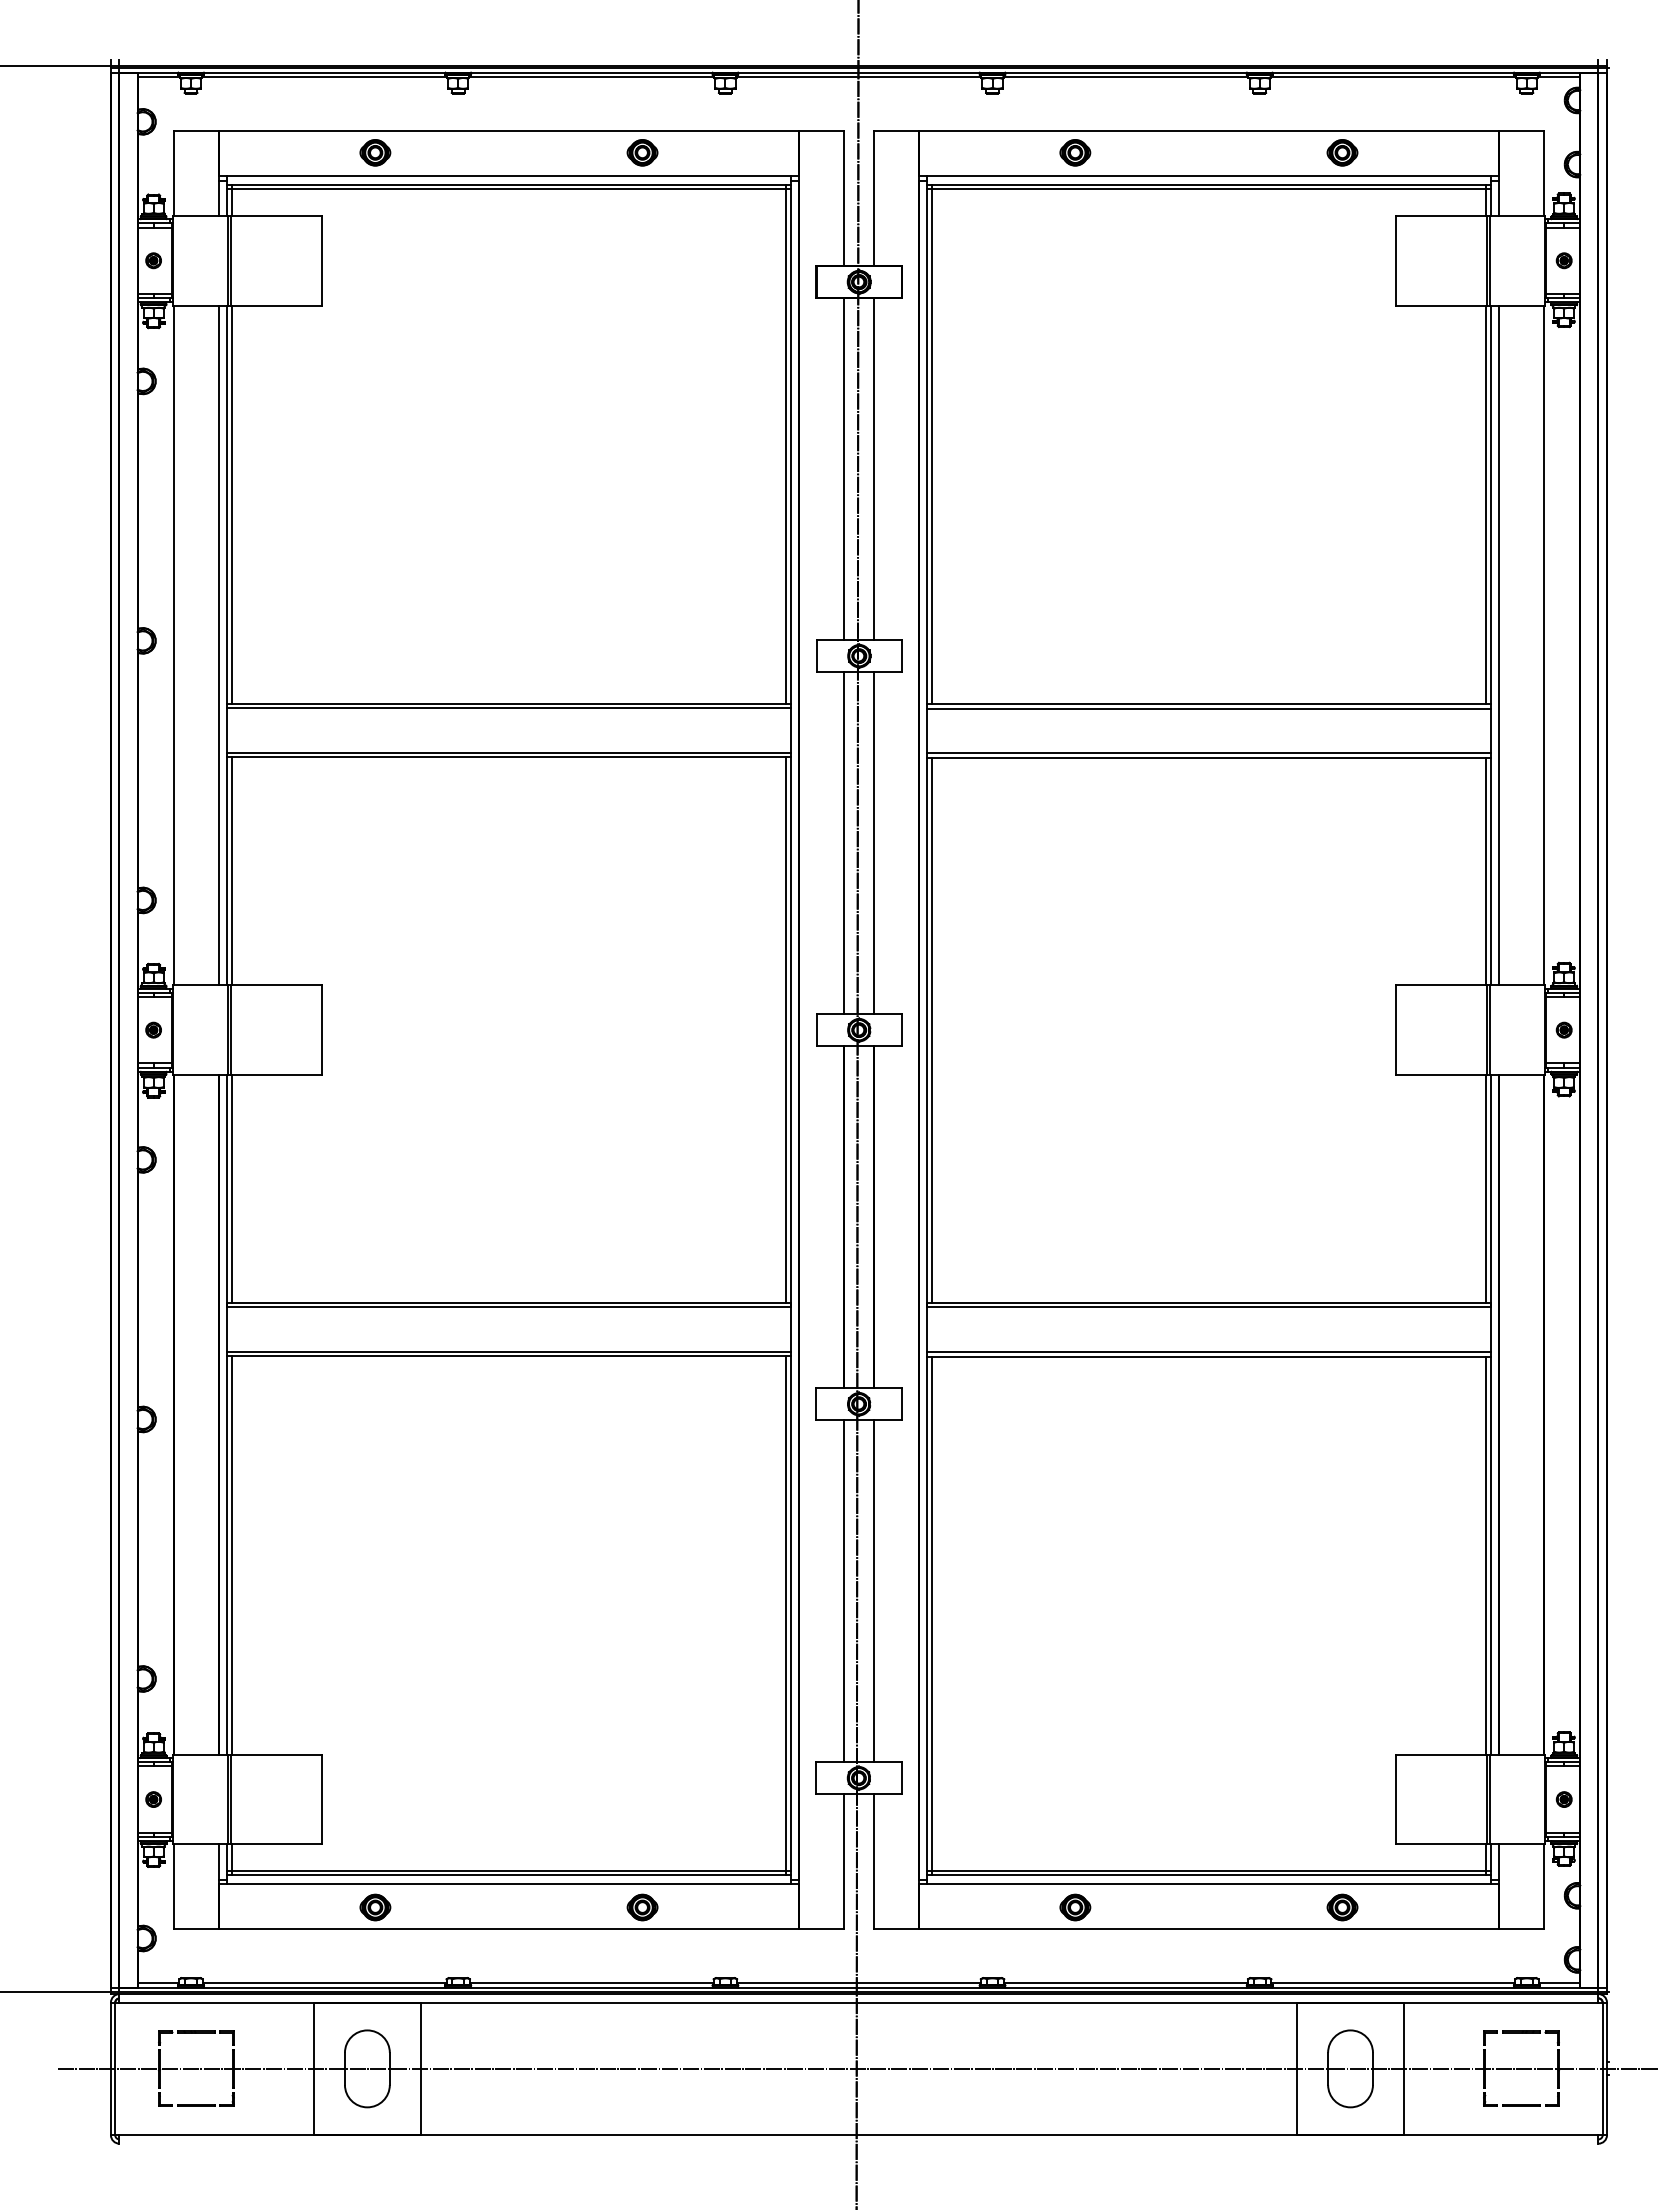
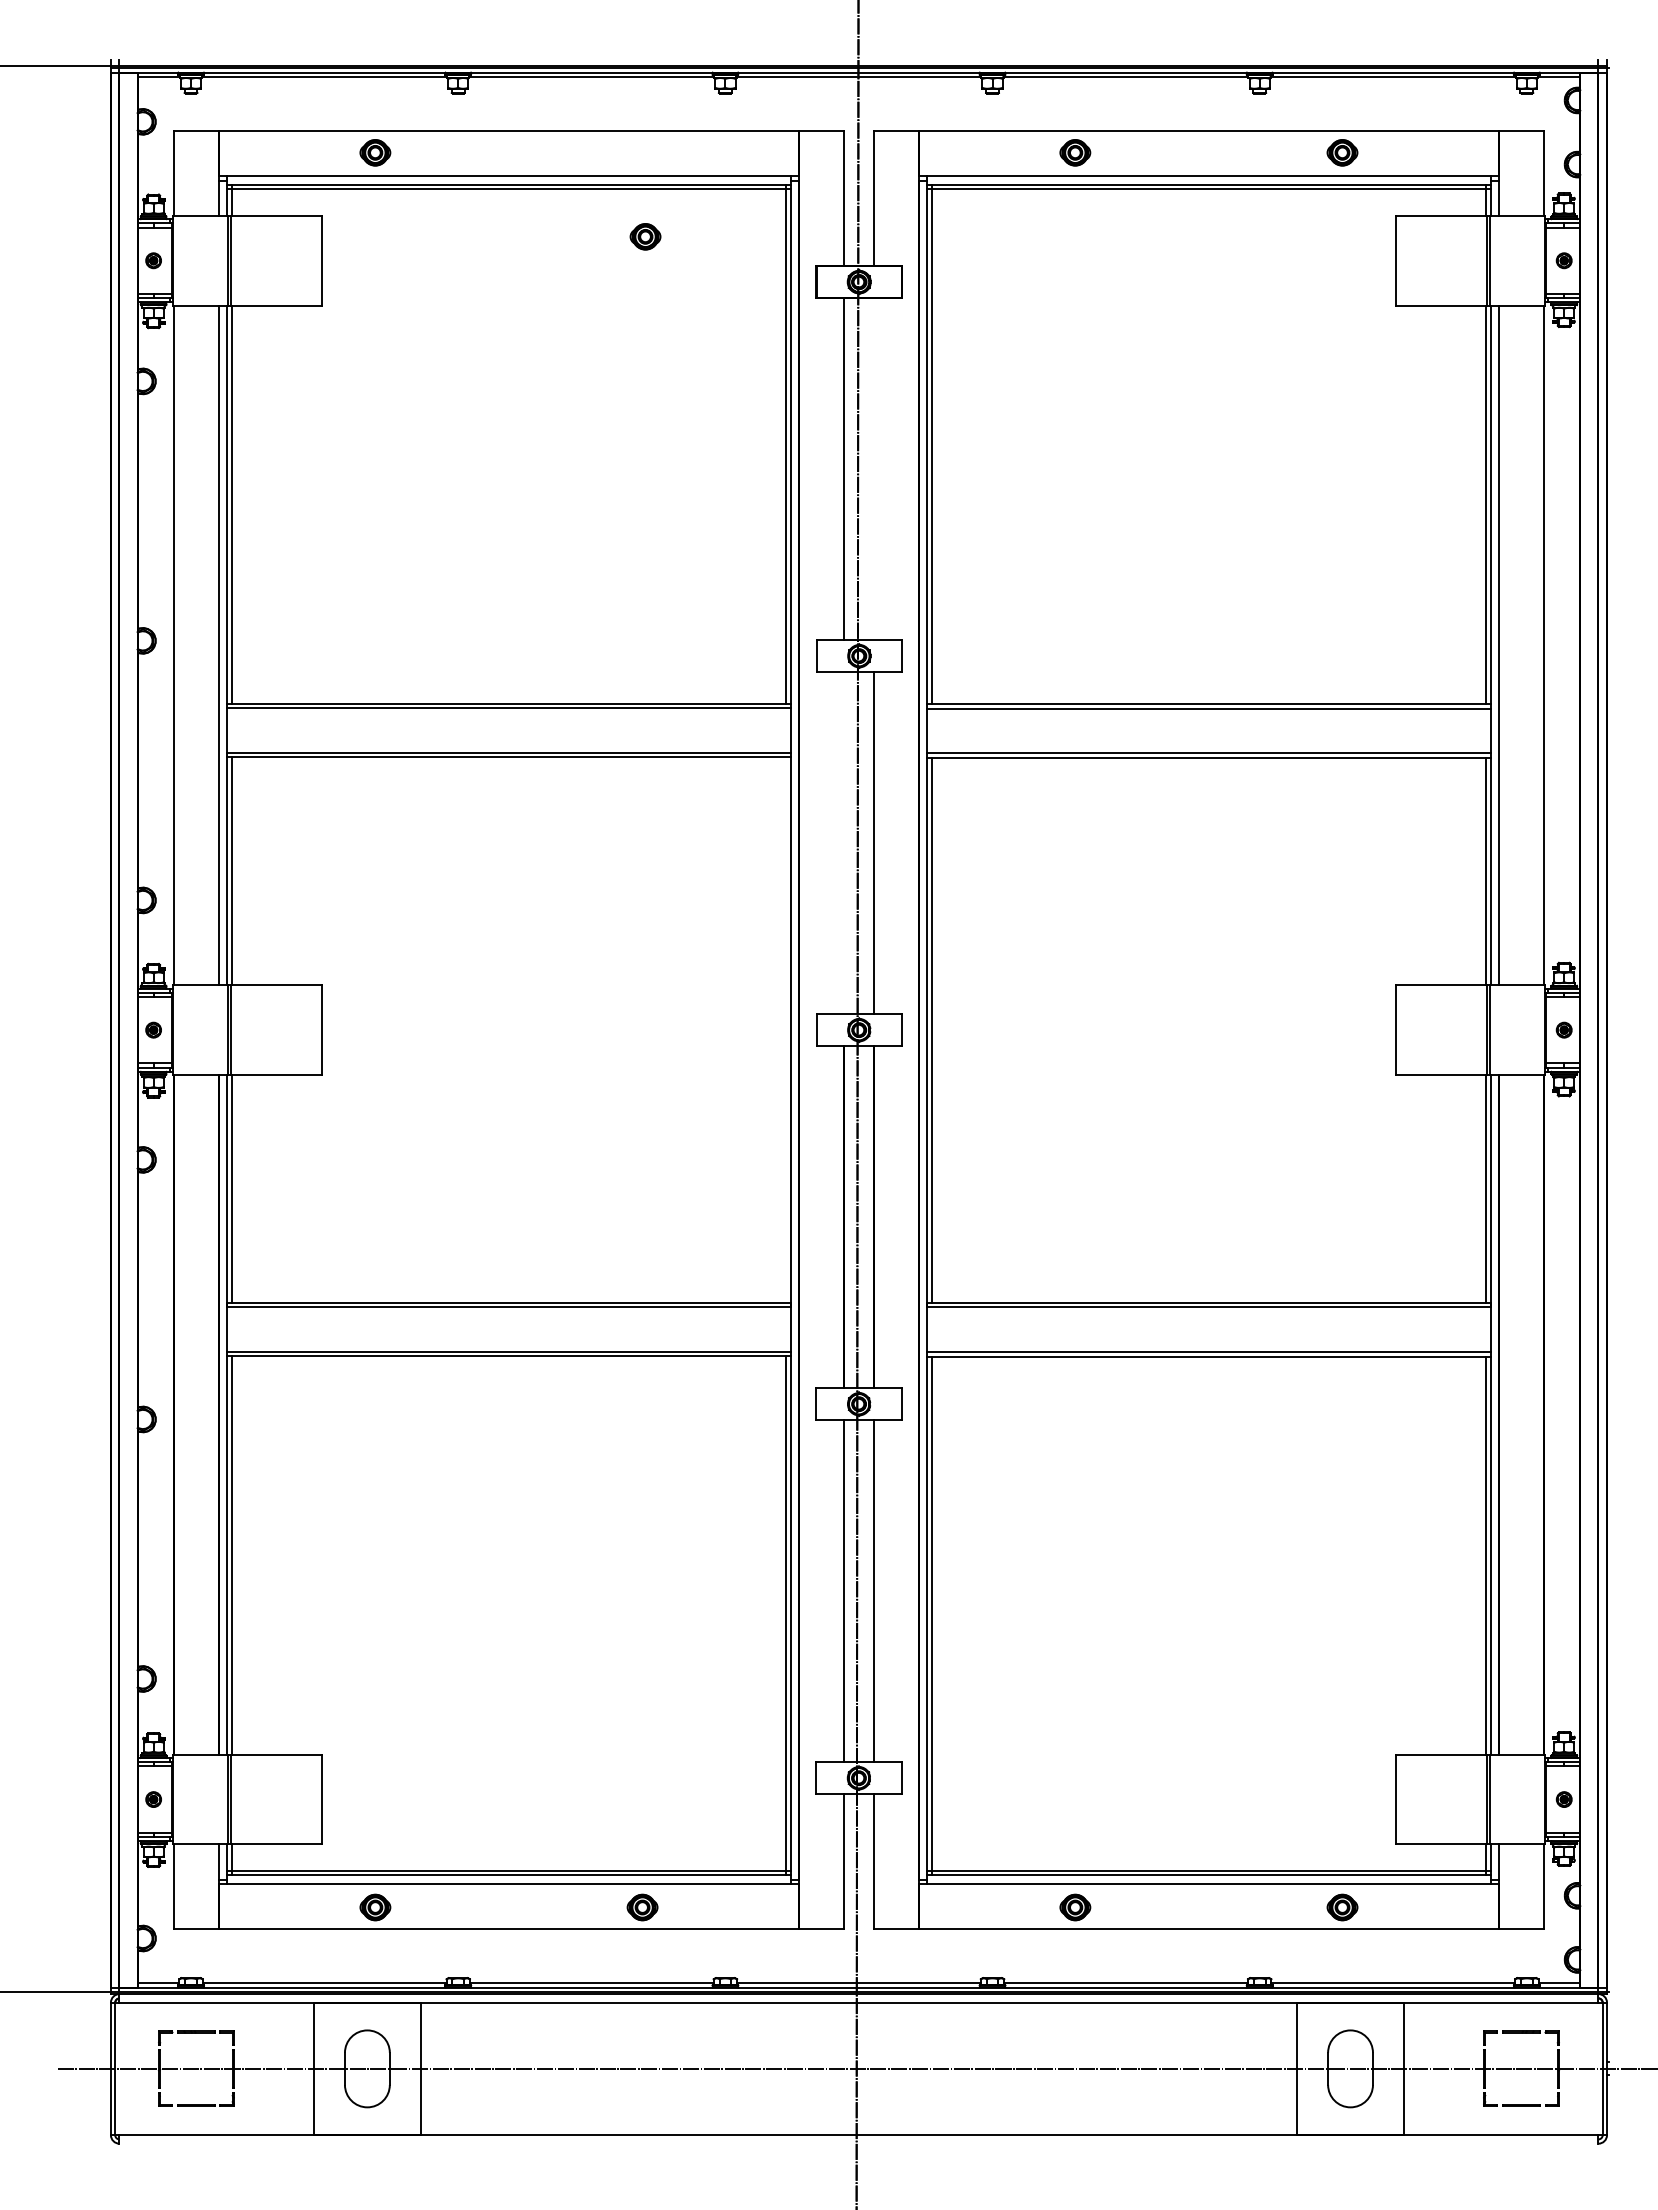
part position: (642, 152) -> (645, 236) (645, 236)
line: present -> none (873, 469)
line: present -> none (843, 843)
line: present -> none (786, 1029)
